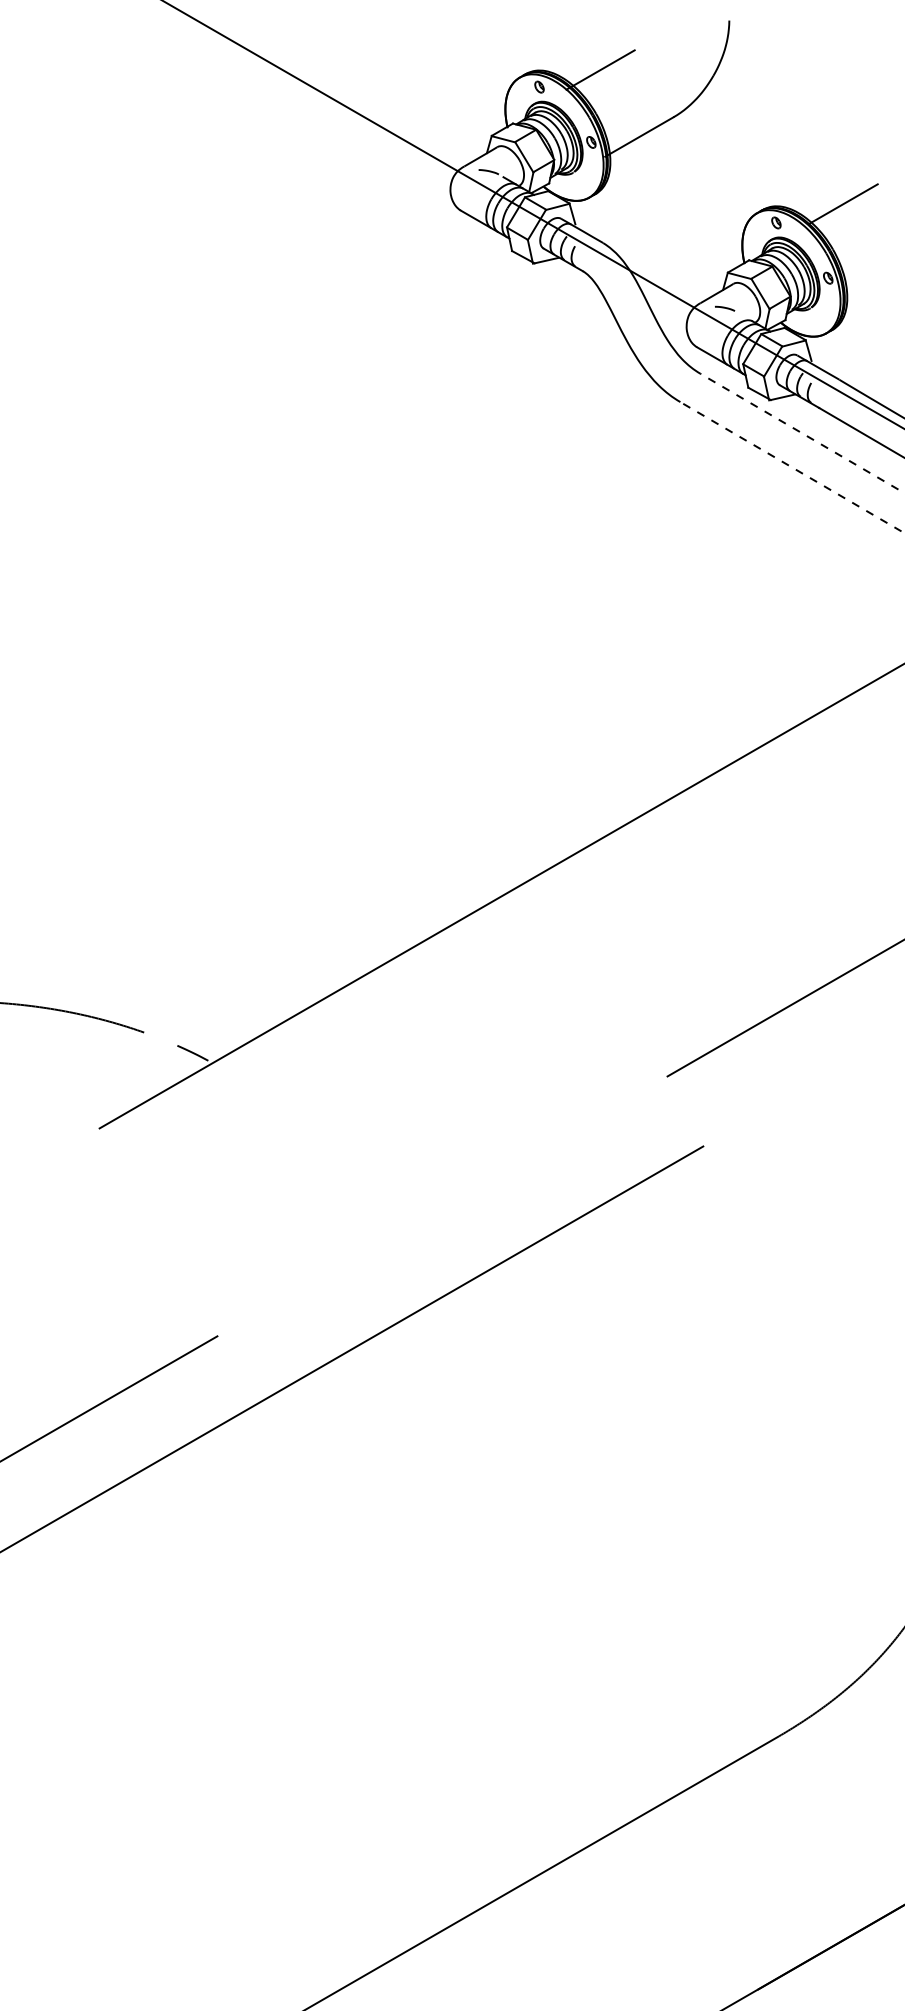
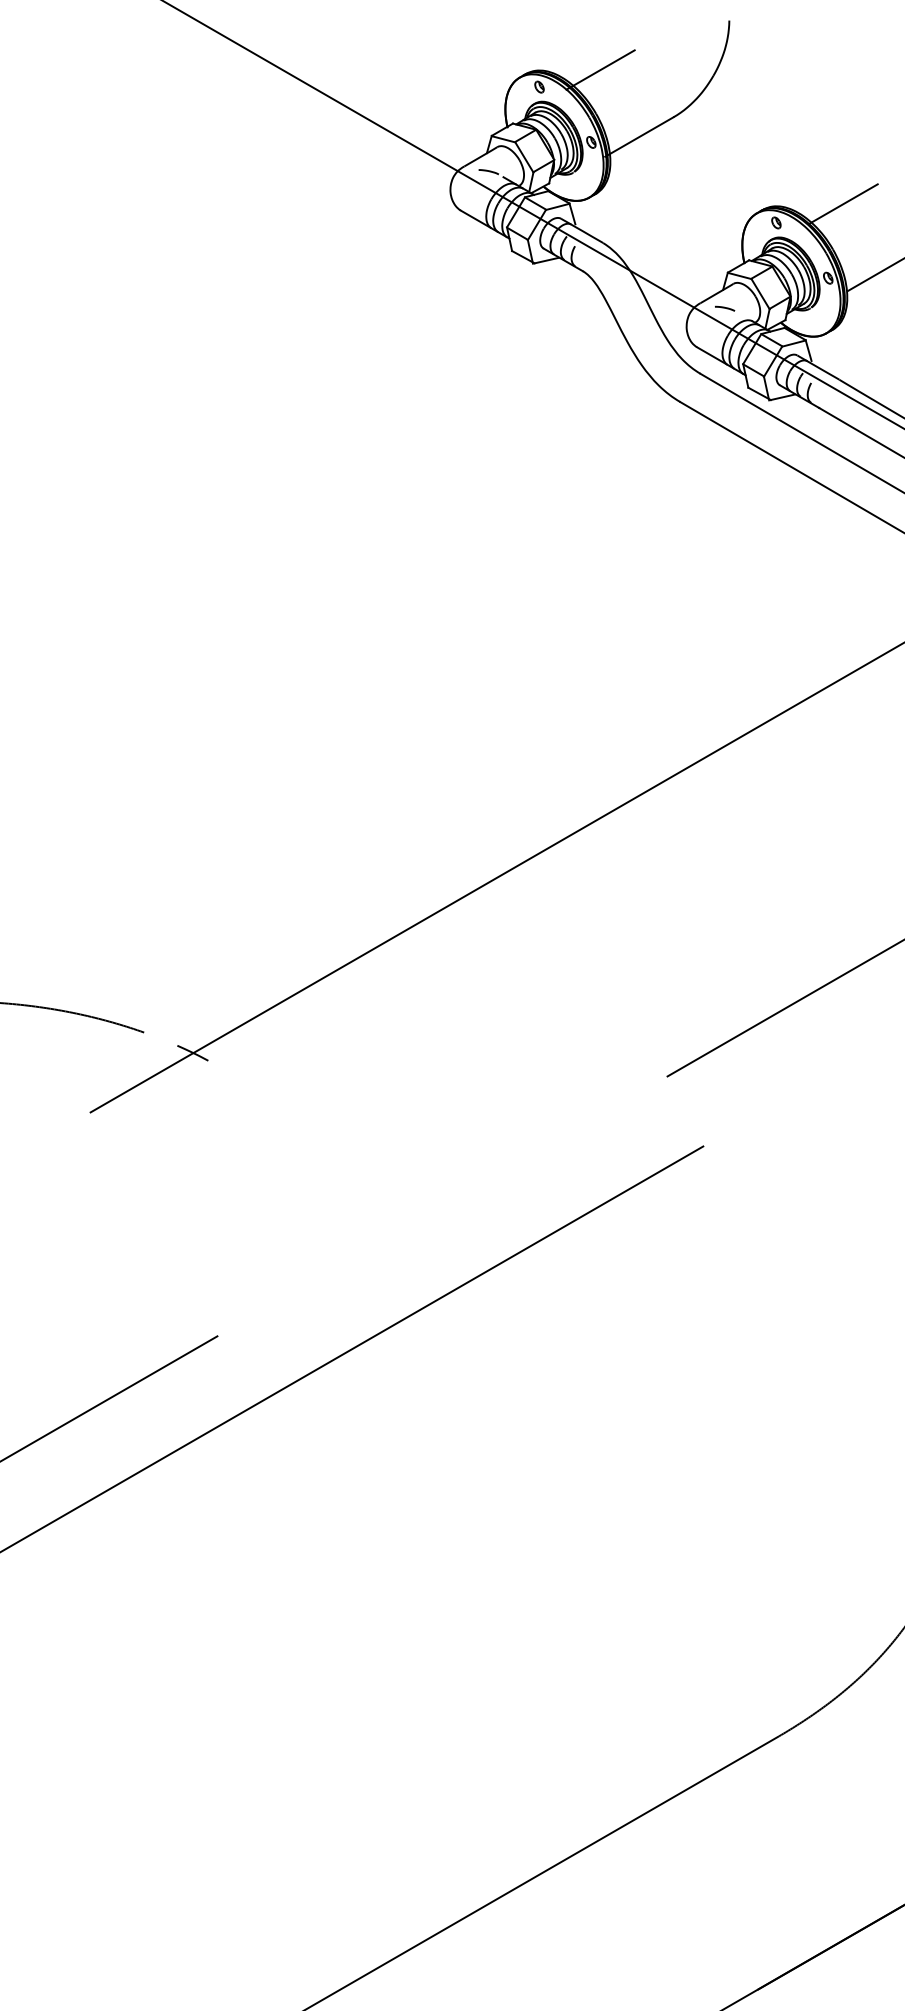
line: none -> present (874, 274)
line: dashed -> solid (802, 433)
line: dashed -> solid (792, 467)
line position: (451, 924) -> (451, 903) (451, 903)
